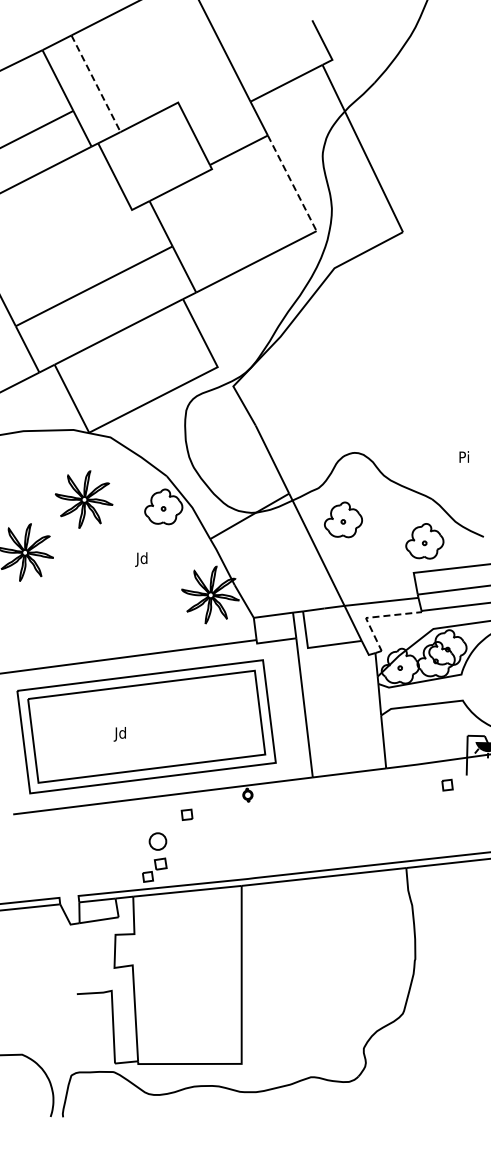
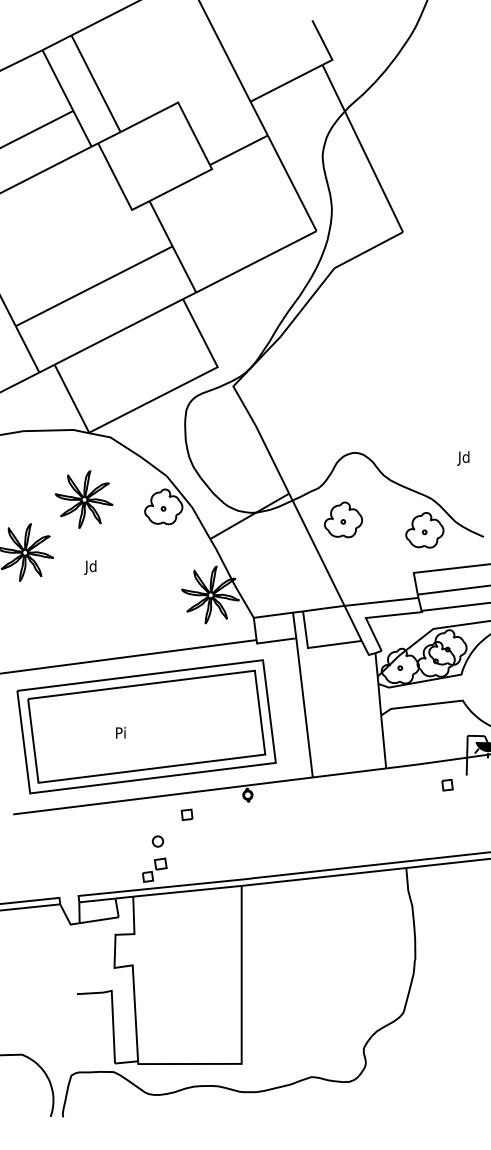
line: dashed -> solid (96, 84)
line: dashed -> solid (292, 183)
text: Pi -> Jd (463, 458)
part position: (424, 541) -> (424, 530) (424, 530)
text position: (141, 559) -> (90, 567) (90, 567)
line: dashed -> solid (376, 616)
text: Jd -> Pi (119, 734)
circle size: 20x19 px -> 14x13 px (157, 841)
